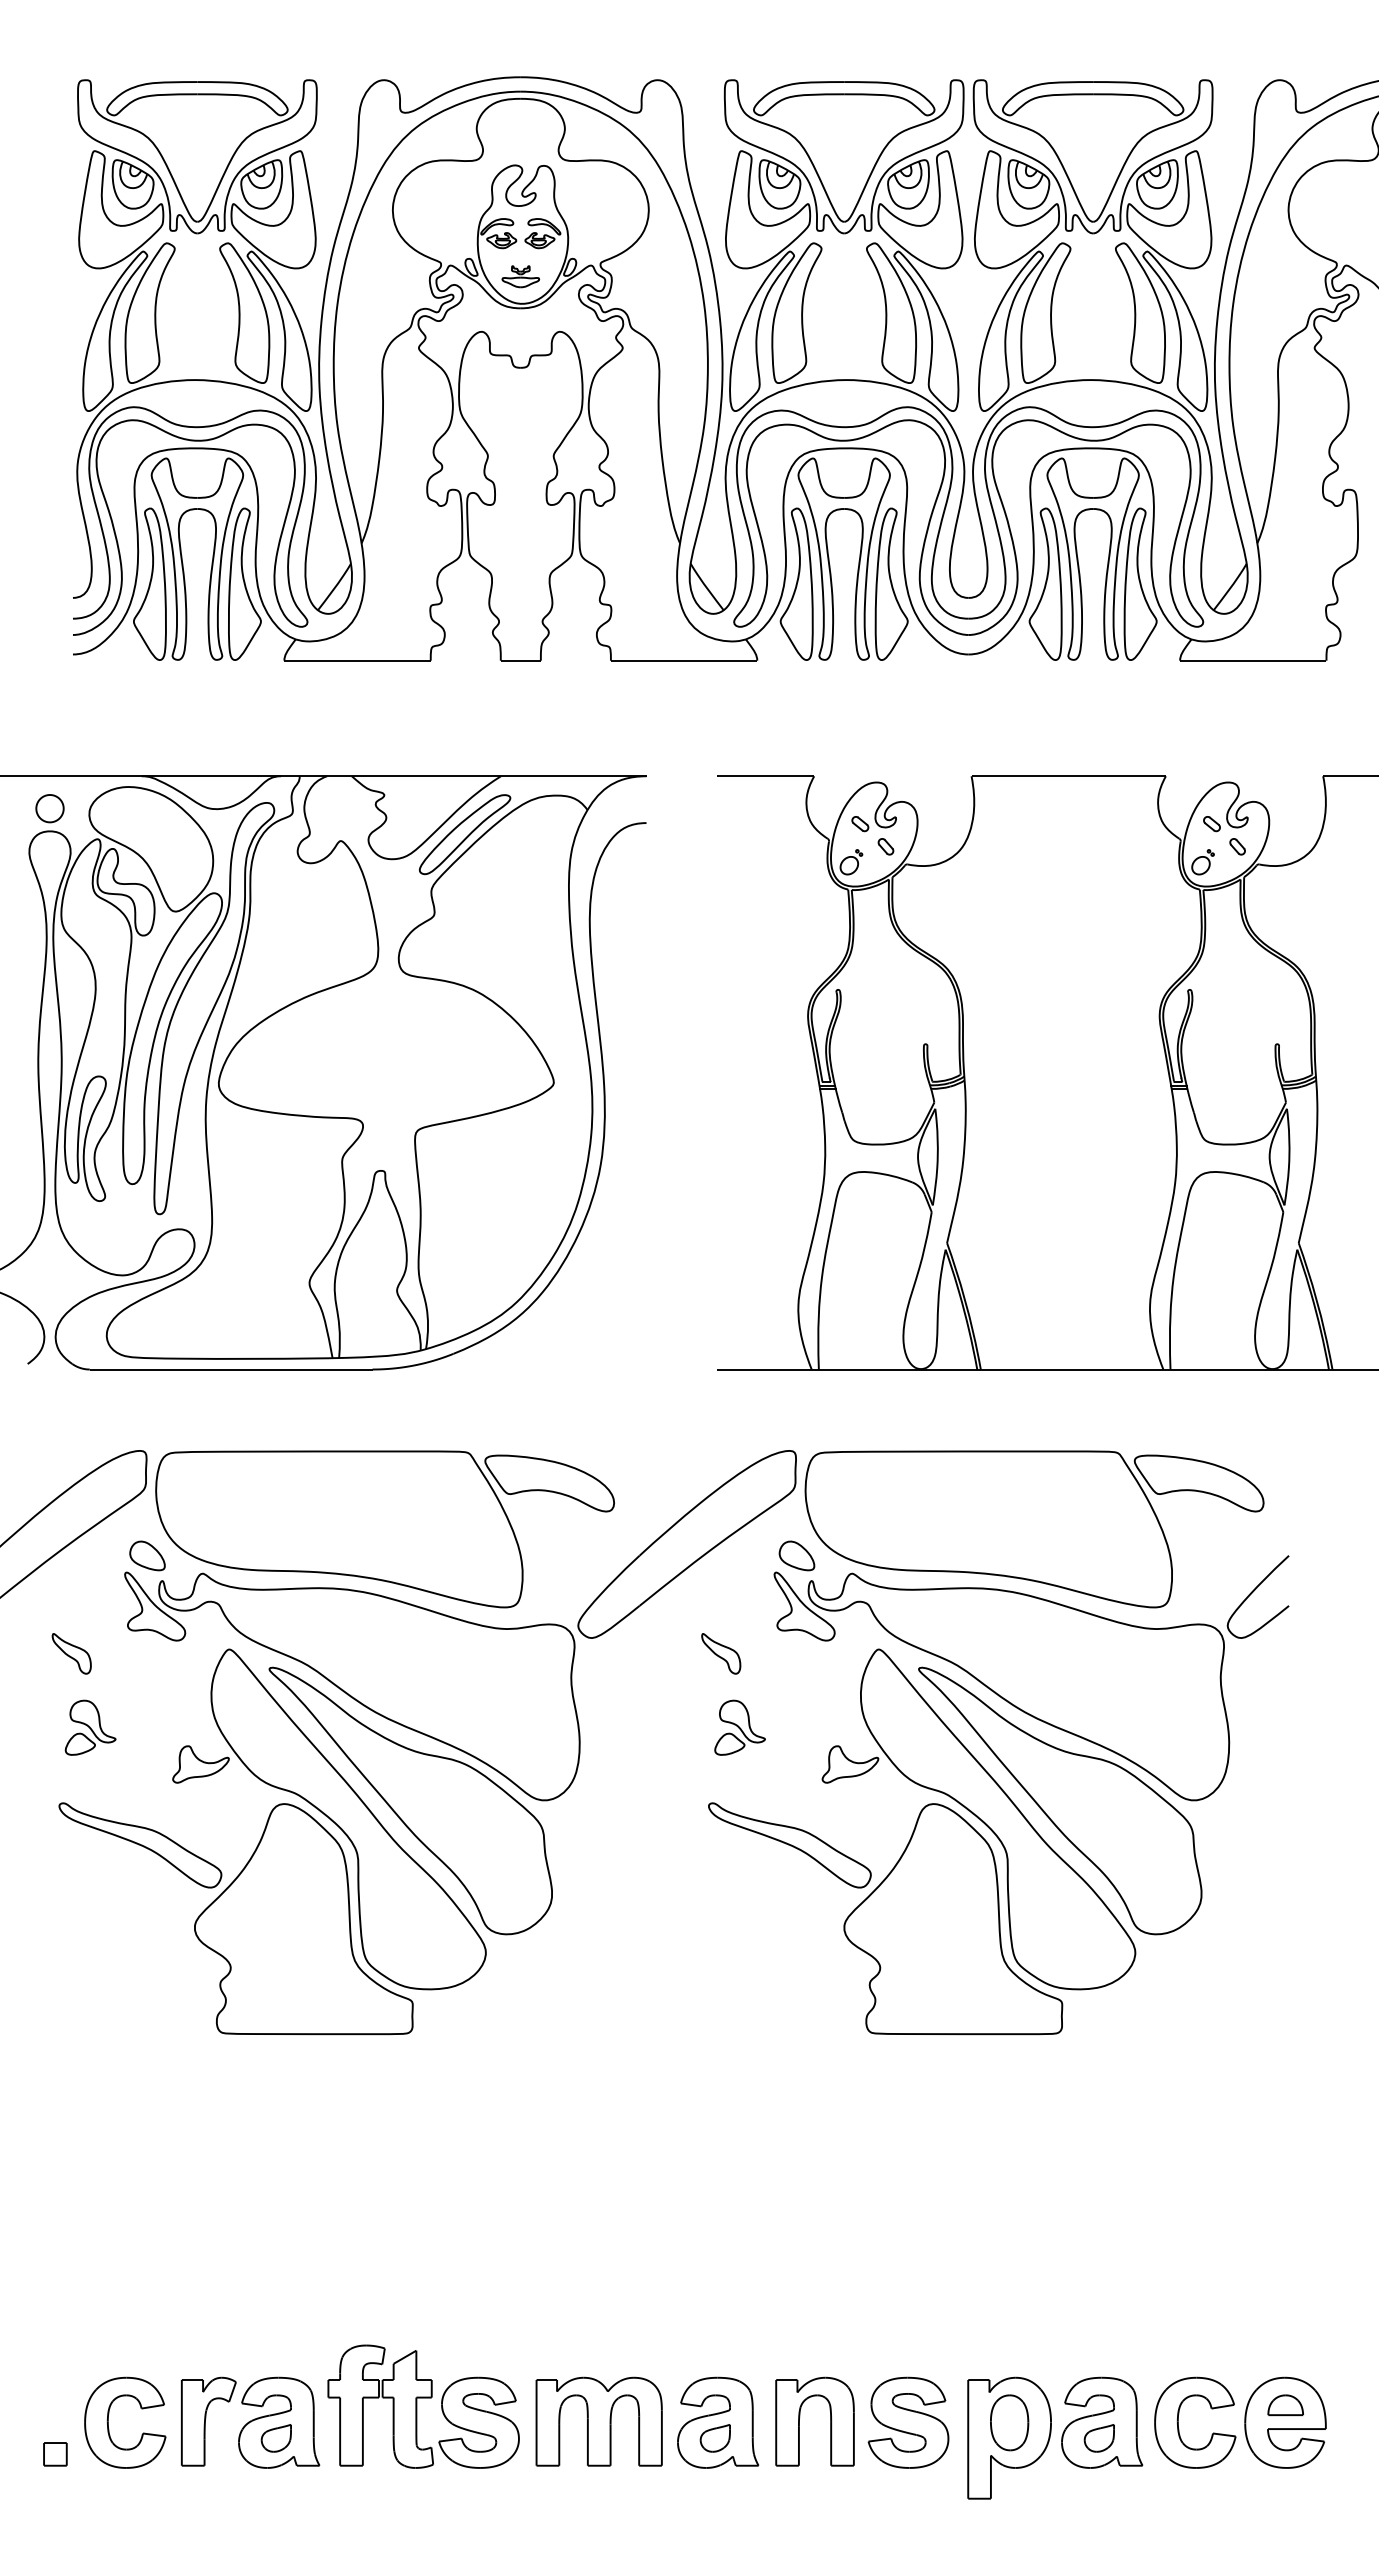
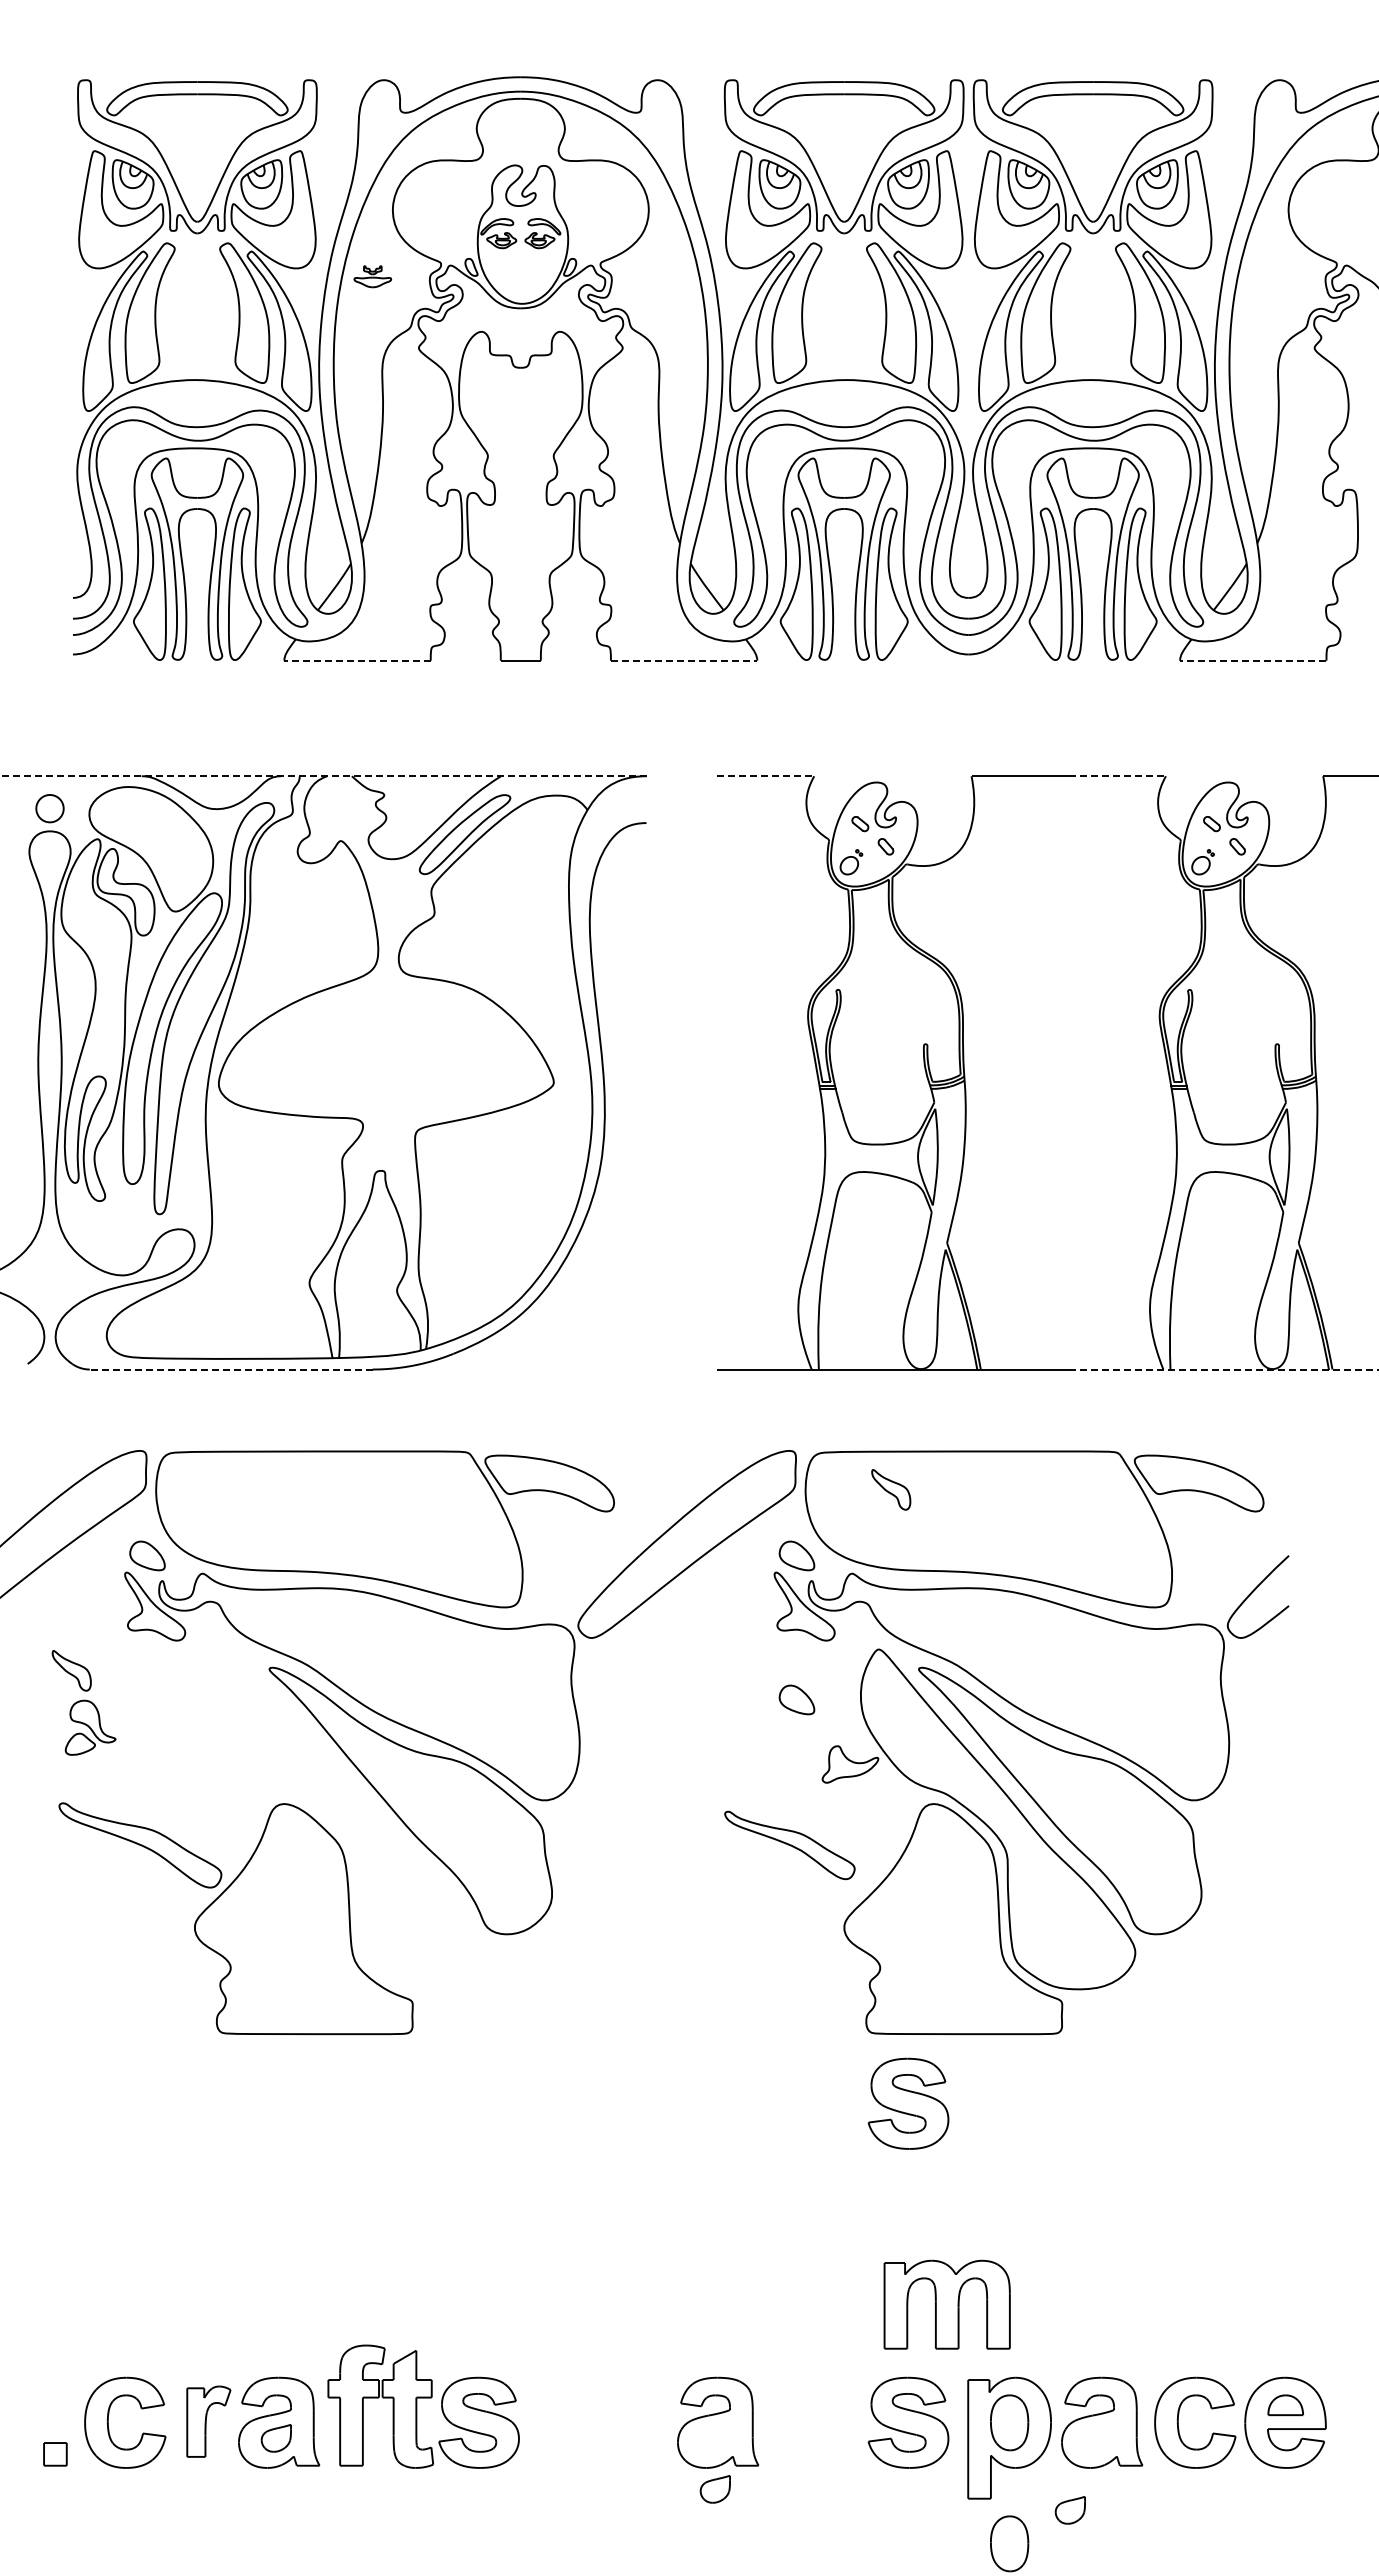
part position: (520, 276) -> (372, 276) (372, 276)
line: solid -> dashed (357, 660)
line: solid -> dashed (684, 660)
line: solid -> dashed (1252, 660)
line: solid -> dashed (323, 776)
line: solid -> dashed (765, 776)
line: solid -> dashed (1117, 776)
line: solid -> dashed (230, 1369)
line: solid -> dashed (1223, 1369)
part position: (71, 1653) -> (71, 1670) (71, 1670)
part position: (721, 1653) -> (891, 1489) (891, 1489)
part: none -> present (796, 1699)
part: present -> none (739, 1727)
part: present -> none (329, 1819)
part size: 164x87 px -> 132x71 px (789, 1845)
part: none -> present (908, 2103)
part: present -> none (800, 2417)
part size: 56x91 px -> 46x73 px (208, 2421)
part position: (598, 2421) -> (946, 2304) (946, 2304)
part position: (714, 2438) -> (714, 2489) (714, 2489)
part position: (1098, 2438) -> (1069, 2510) (1069, 2510)
part: none -> present (1009, 2543)
